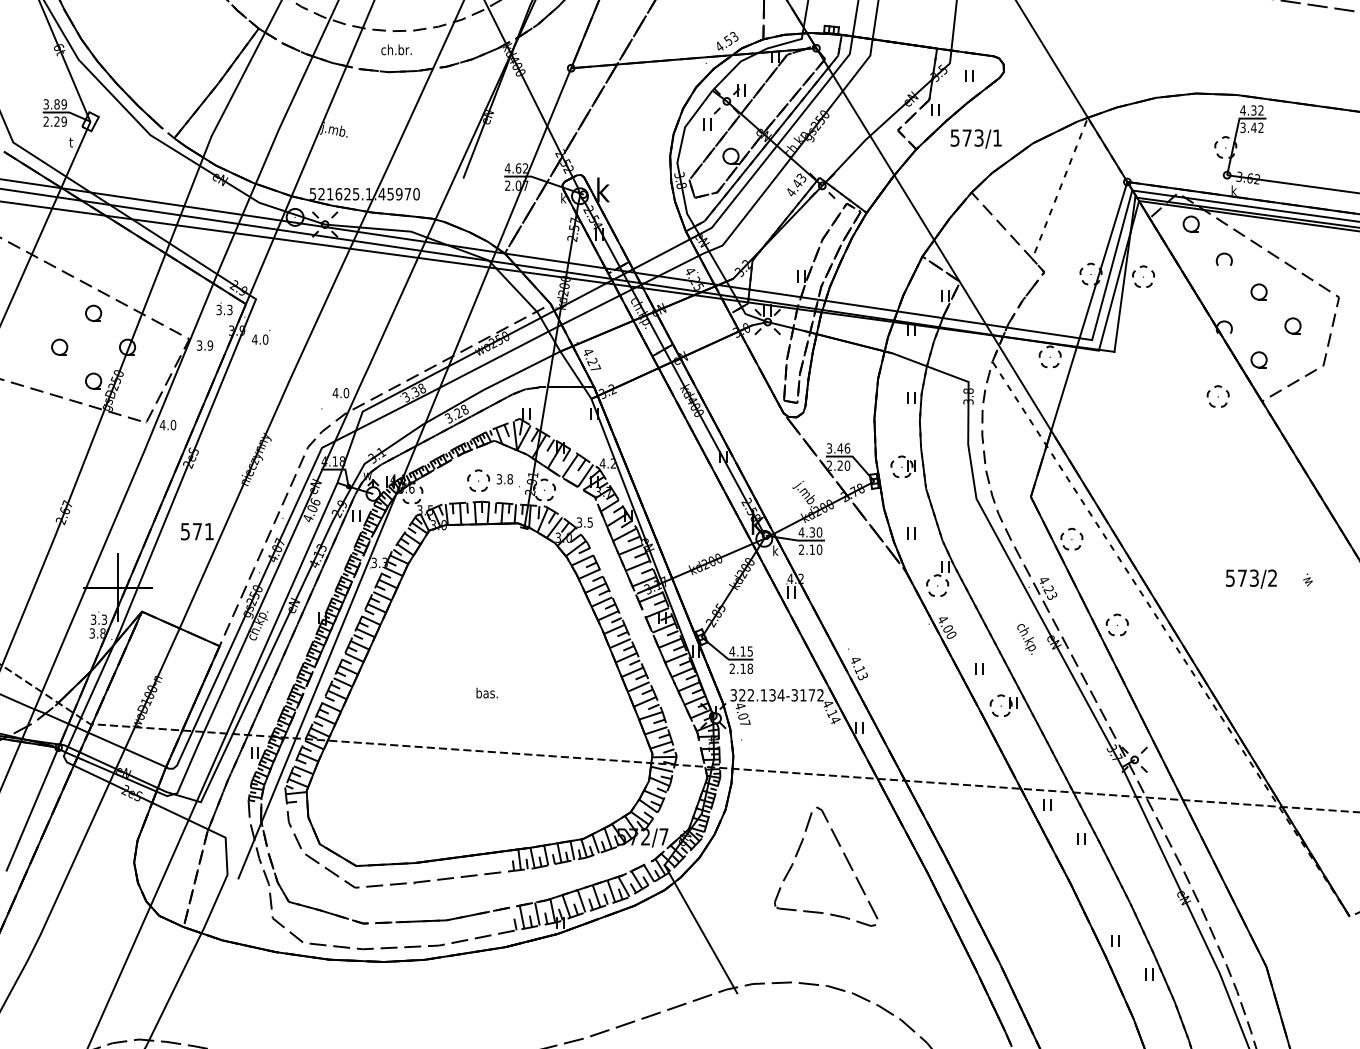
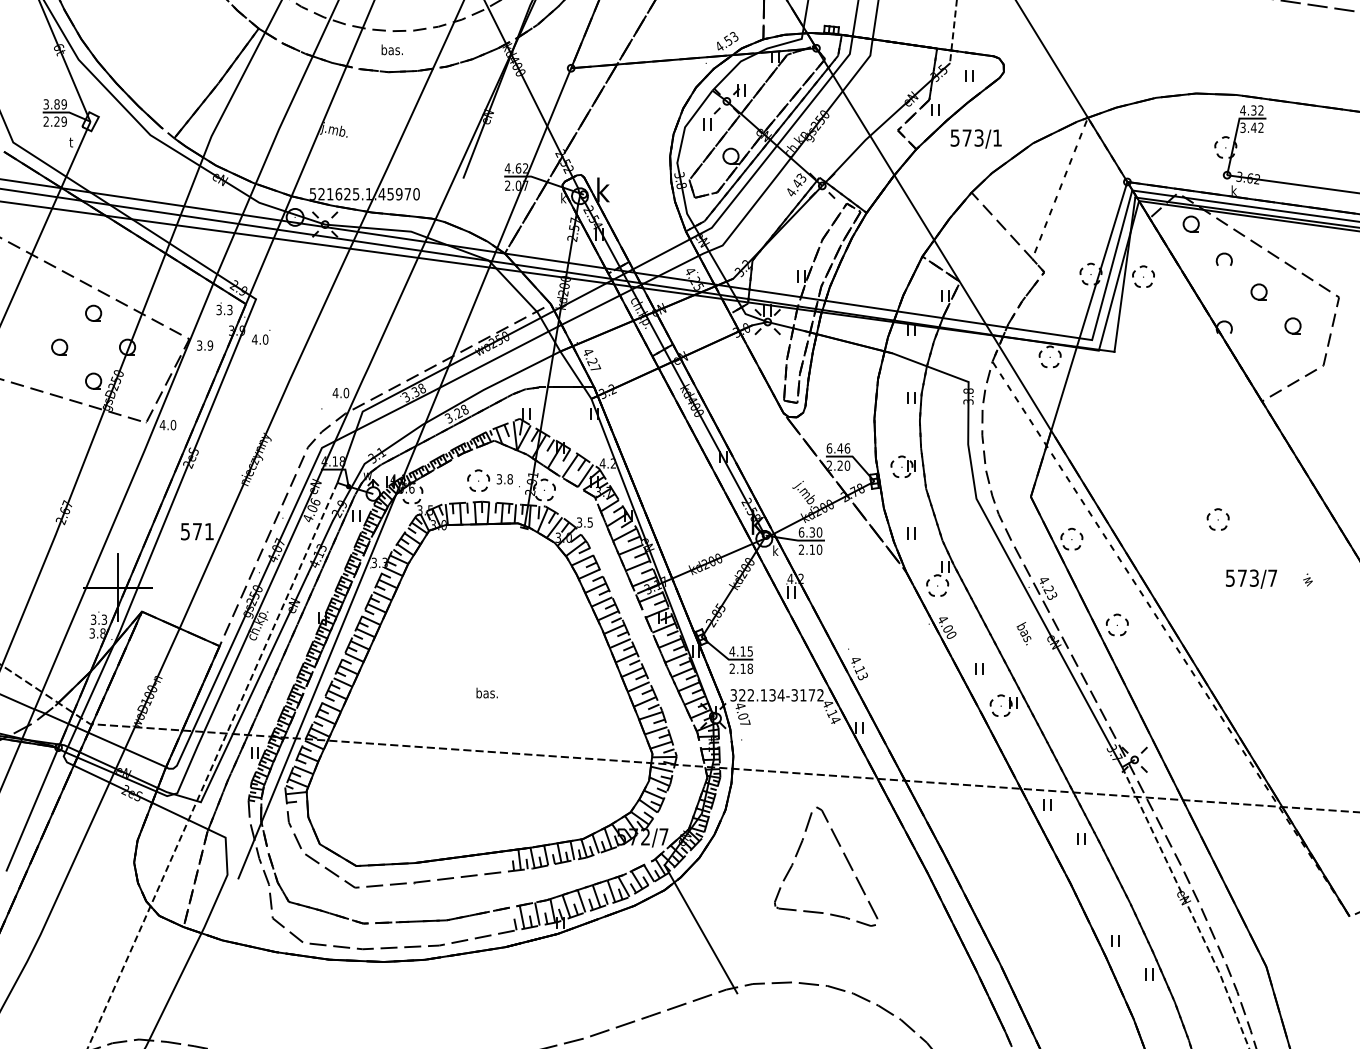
line: solid -> dashed (953, 32)
text: ch.br. -> bas. (396, 49)
part: present -> none (1258, 359)
part position: (1217, 396) -> (1217, 519) (1217, 519)
text: 3.46 -> 6.46 (829, 448)
text: 4.30 -> 6.30 (801, 532)
text: 573/2 -> 573/7 (1272, 577)
text: ch.kp. -> bas. (1025, 638)
line: solid -> dashed (212, 766)
line: solid -> dashed (1188, 907)
